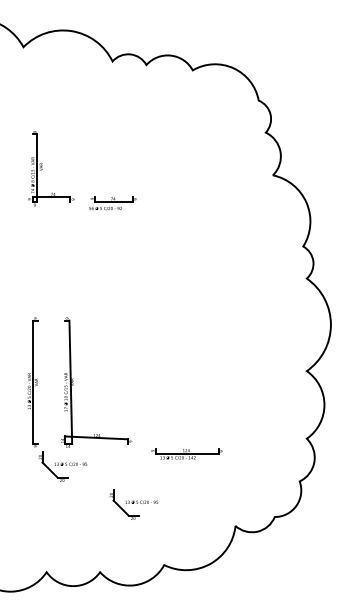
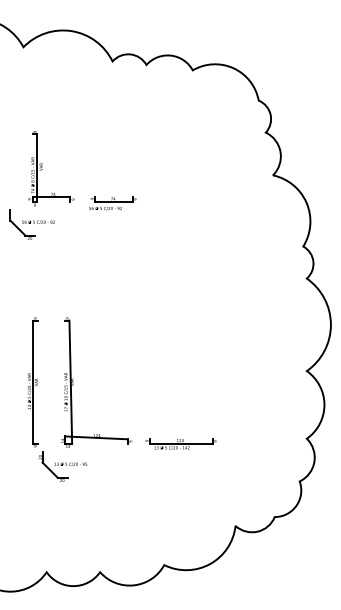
part: none -> present (31, 224)
part position: (186, 453) -> (180, 443) (180, 443)
part: present -> none (133, 504)
